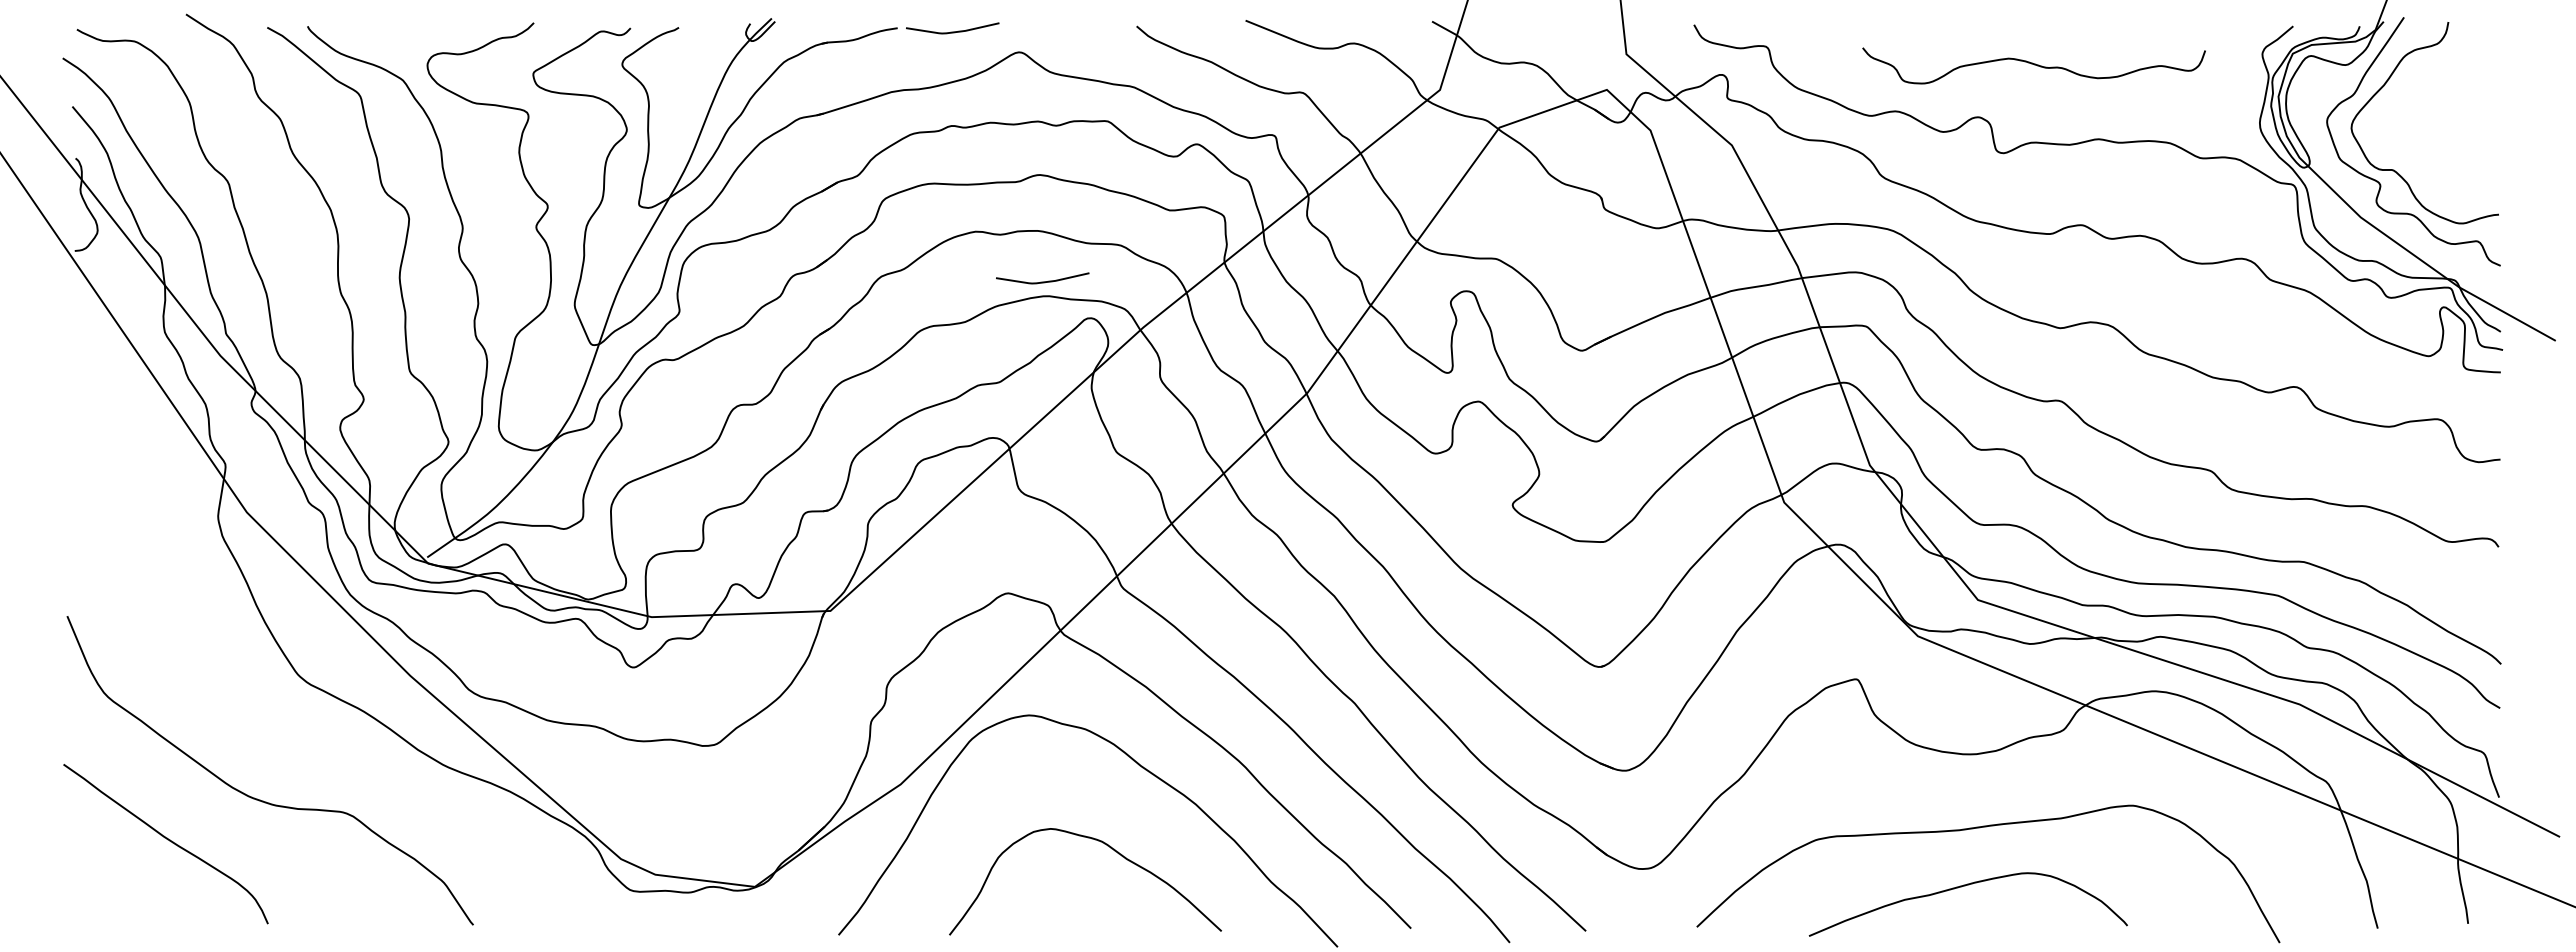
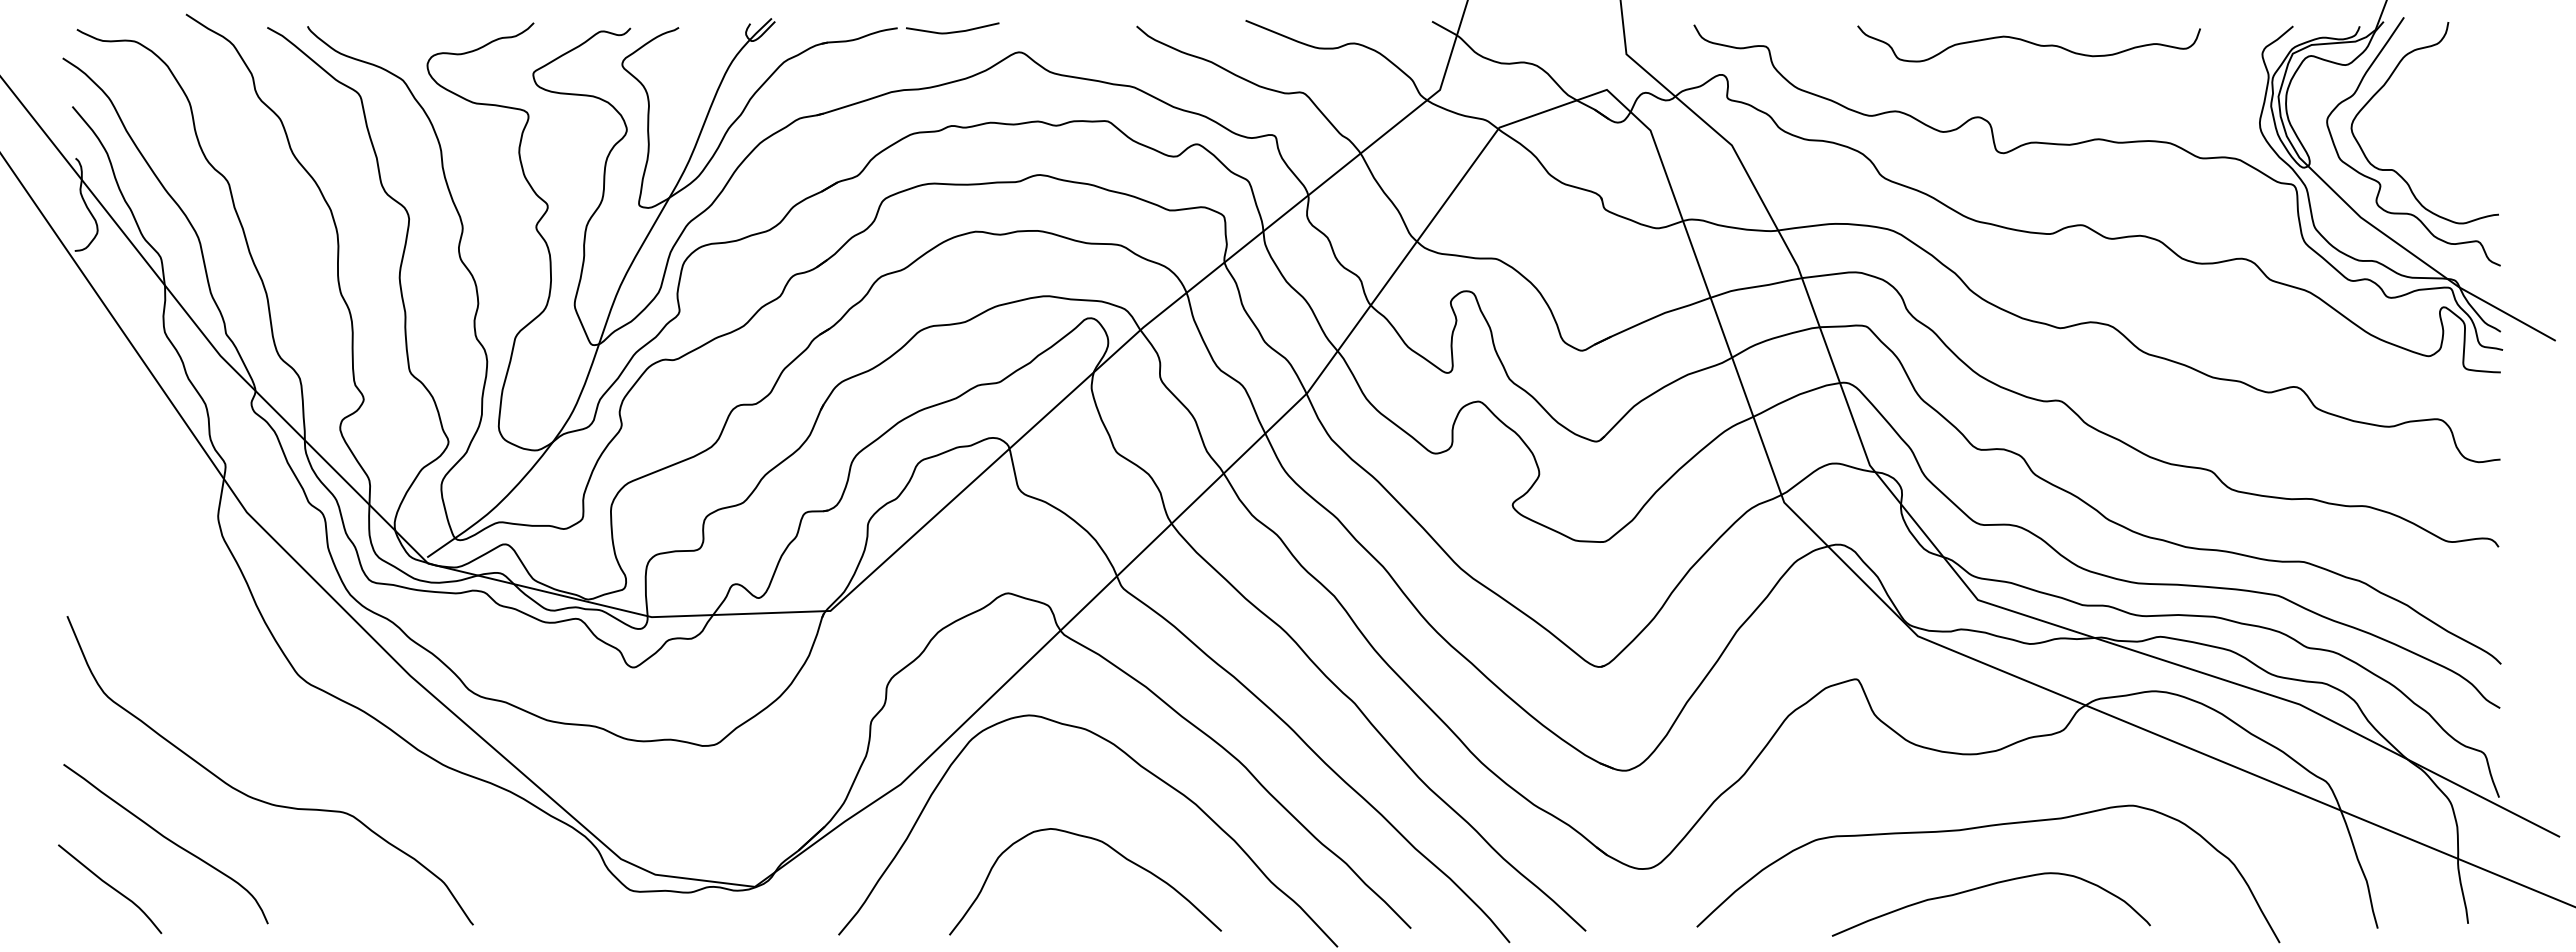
curve position: (2033, 64) -> (2028, 42) (2028, 42)
curve: present -> none (1042, 281)
curve position: (1961, 887) -> (1984, 887) (1984, 887)
curve: none -> present (111, 888)
